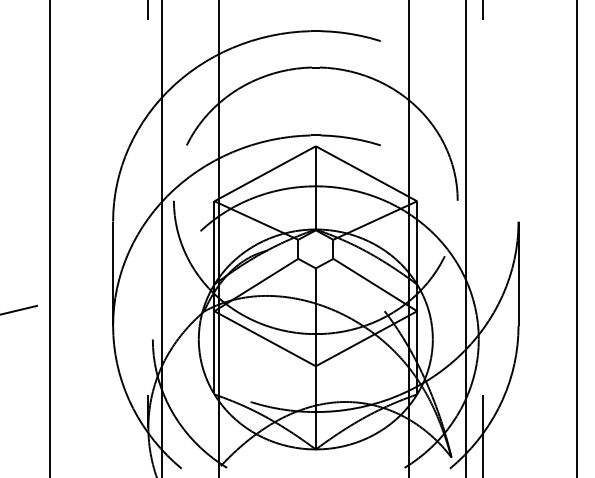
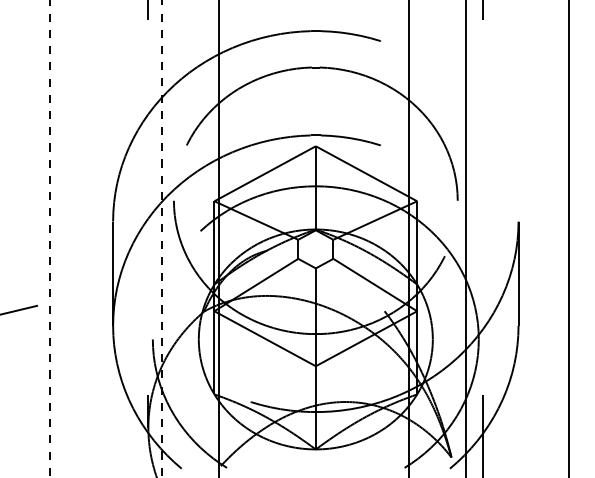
line: solid -> dashed (50, 238)
line position: (577, 238) -> (569, 238) (569, 238)
line: solid -> dashed (161, 239)
